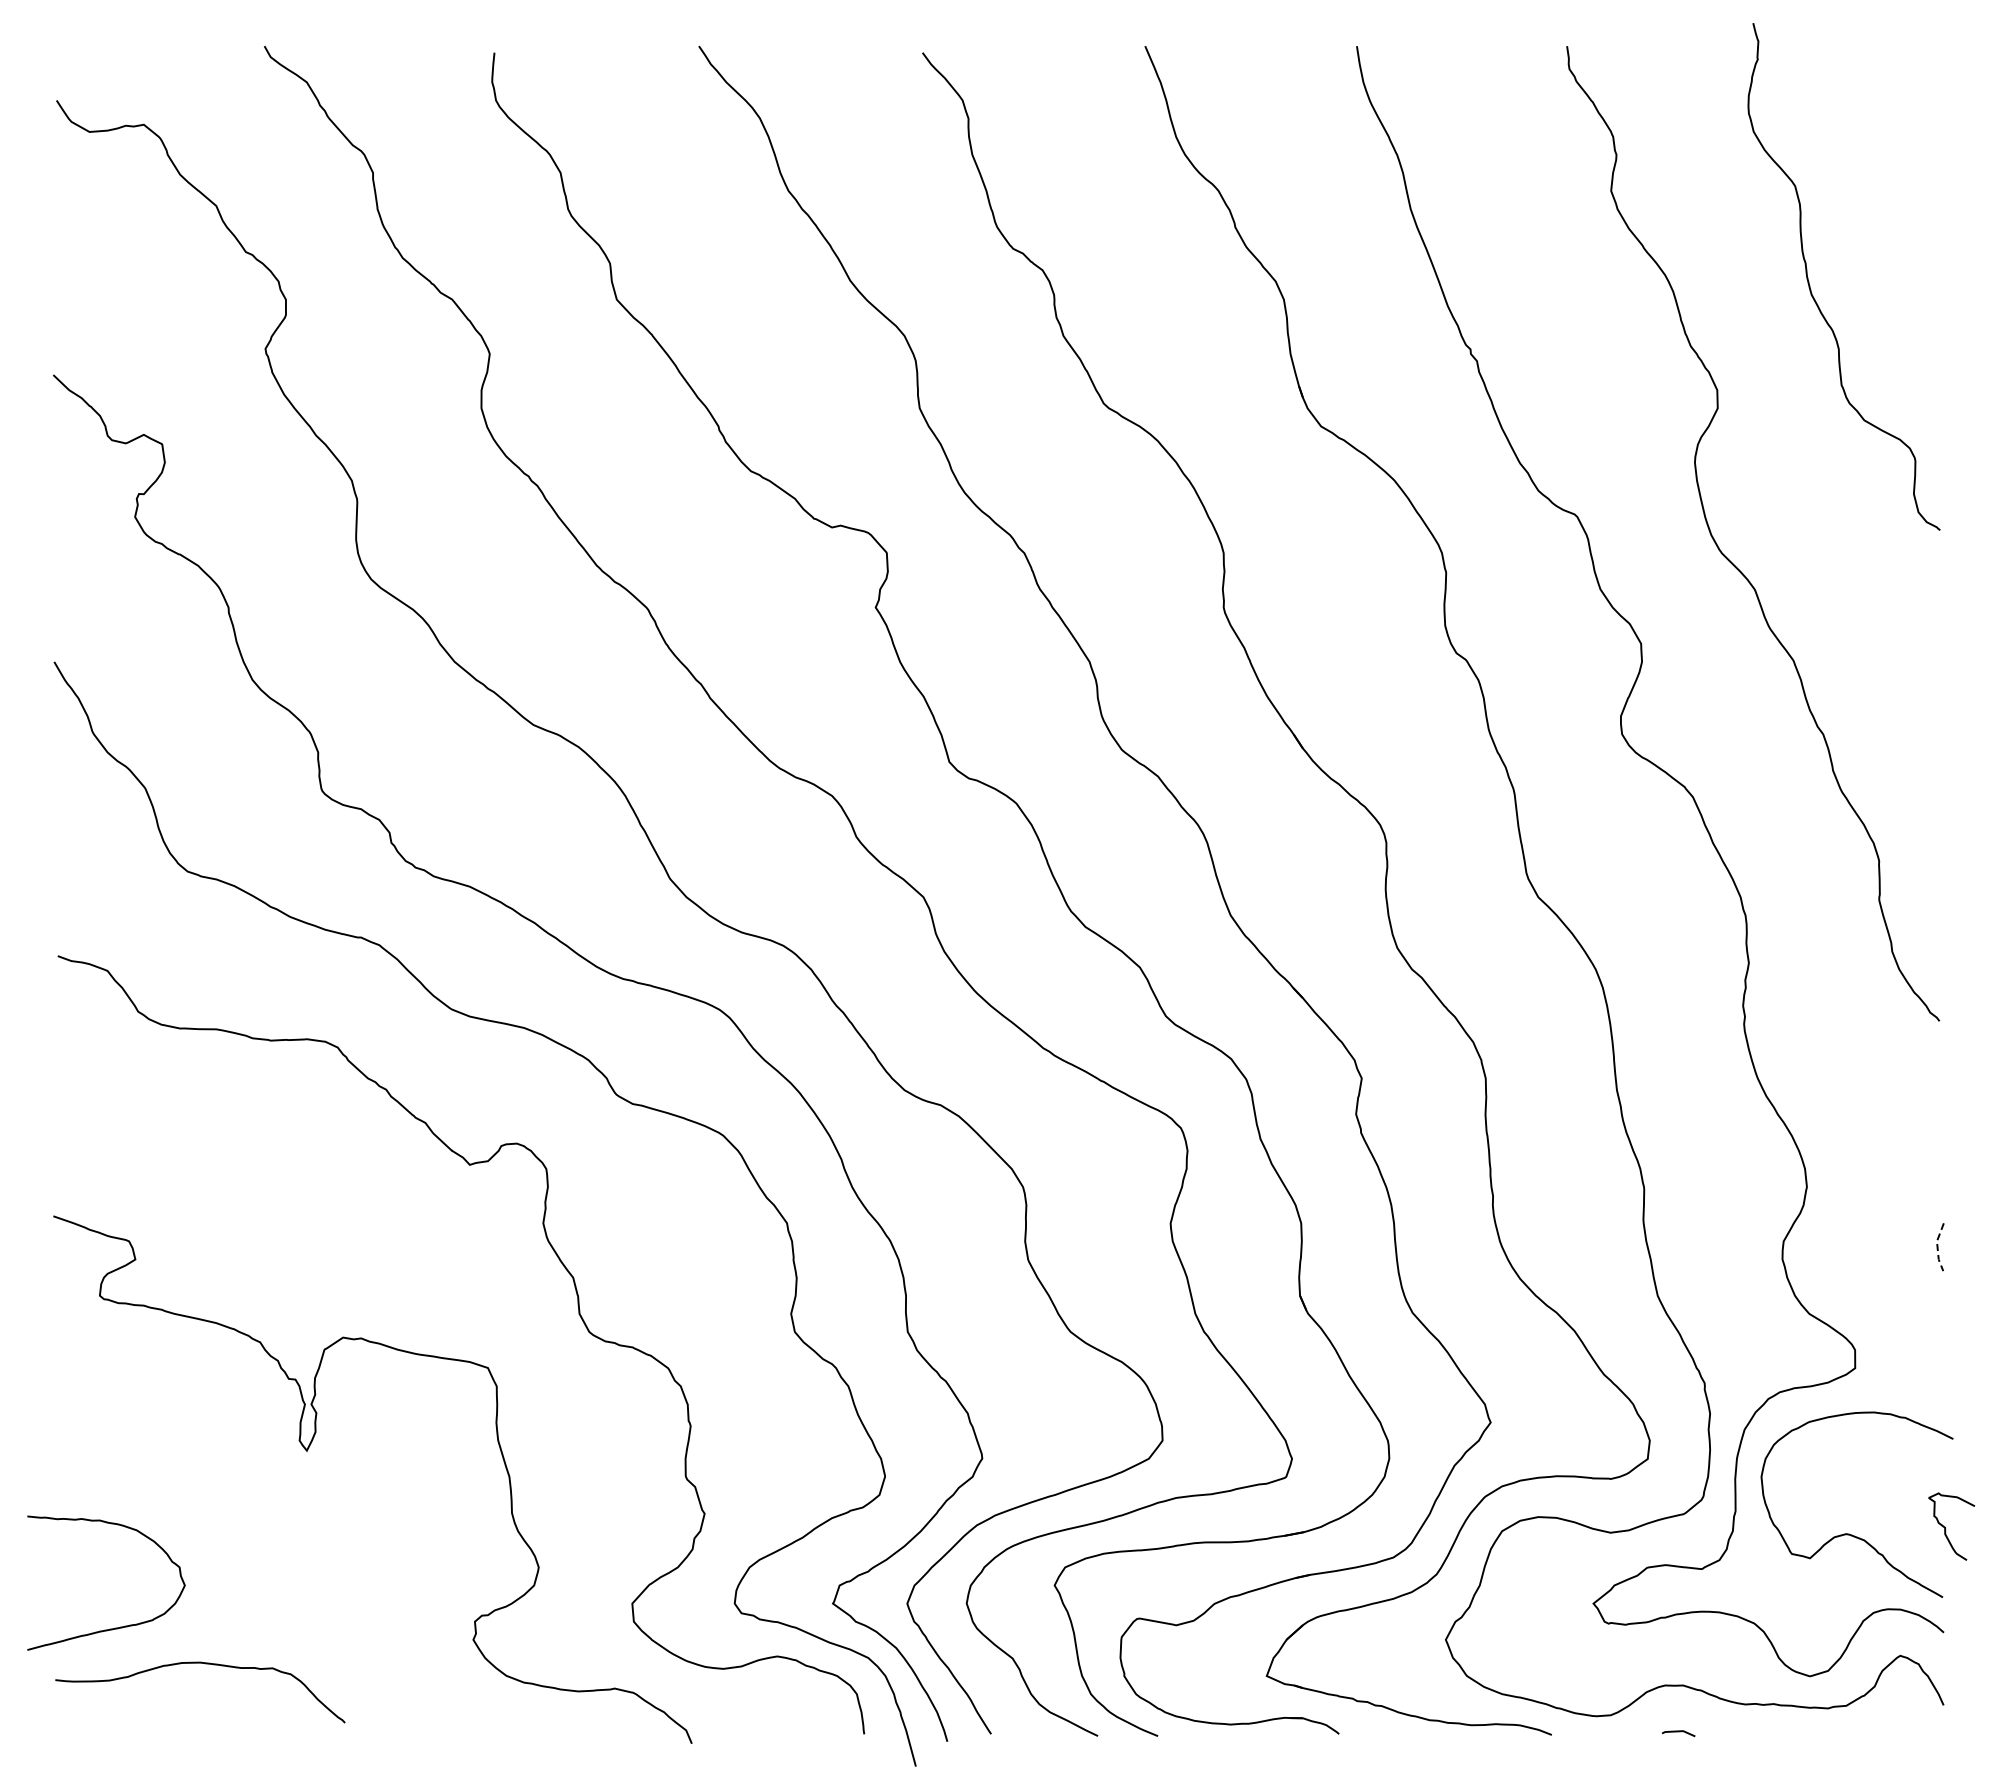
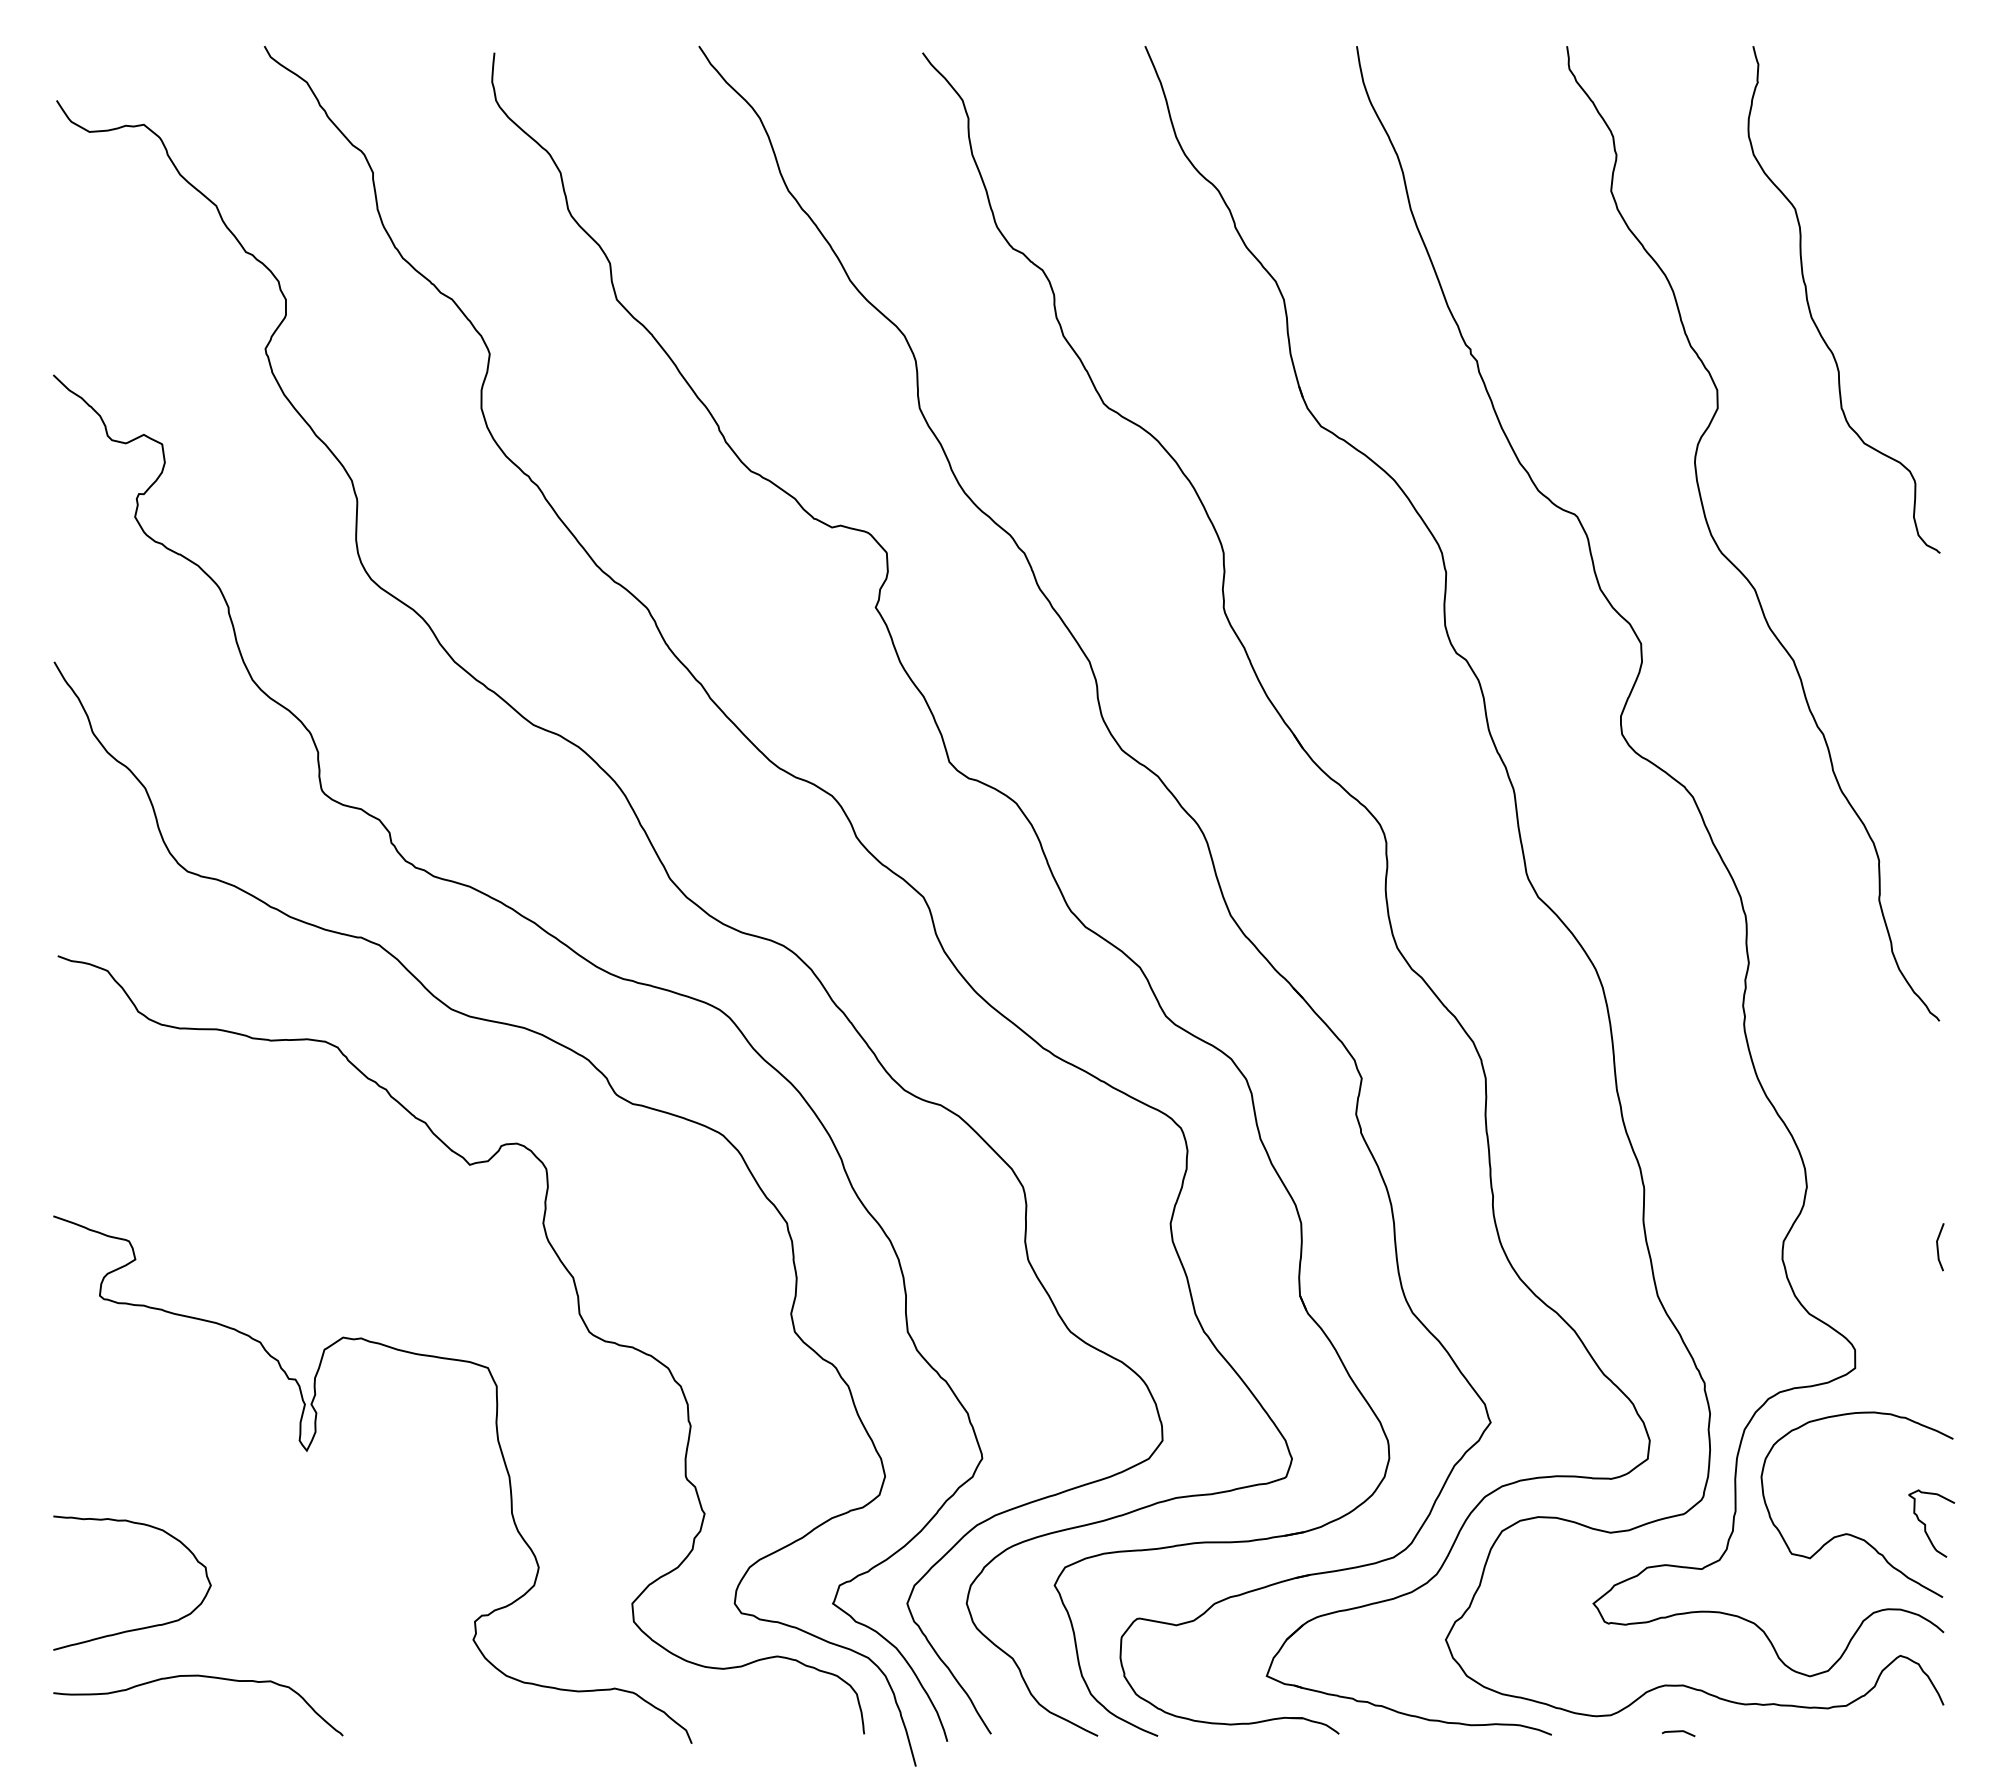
curve position: (1810, 285) -> (1810, 308) (1810, 308)
line: dashed -> solid (1937, 1247)
curve position: (1945, 1526) -> (1925, 1523) (1925, 1523)
curve position: (115, 1627) -> (141, 1627) (141, 1627)
curve position: (205, 1664) -> (203, 1677) (203, 1677)
